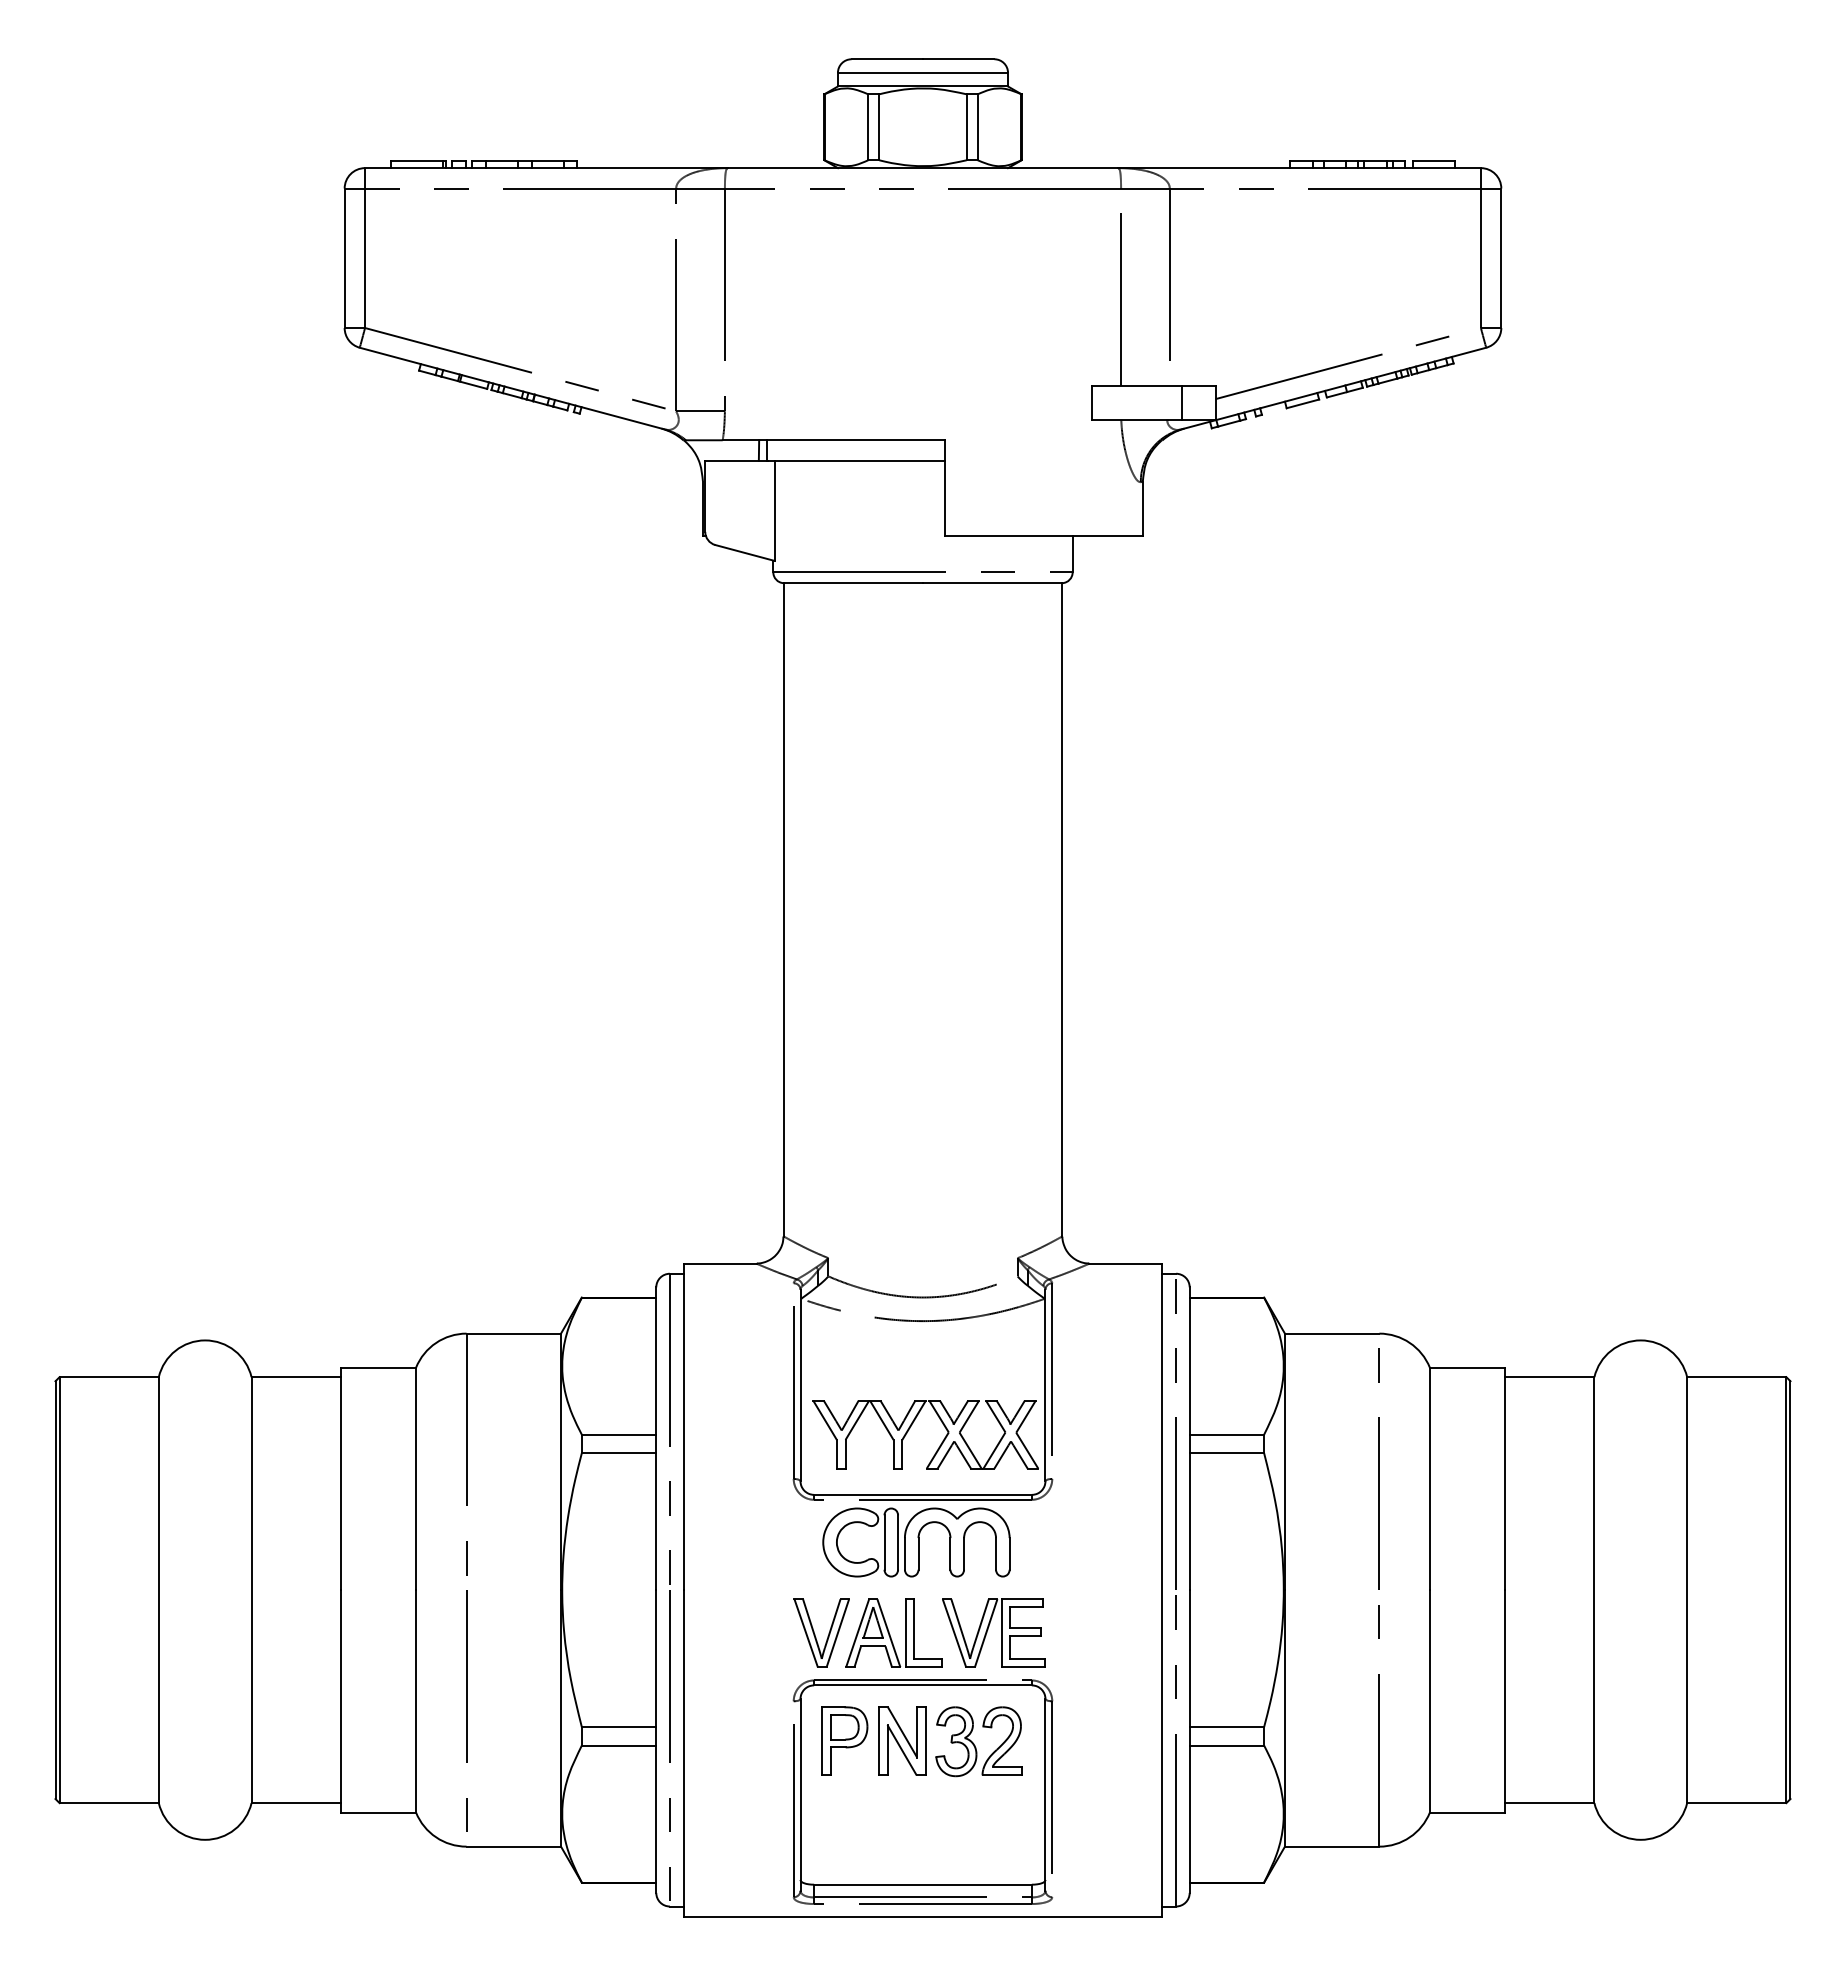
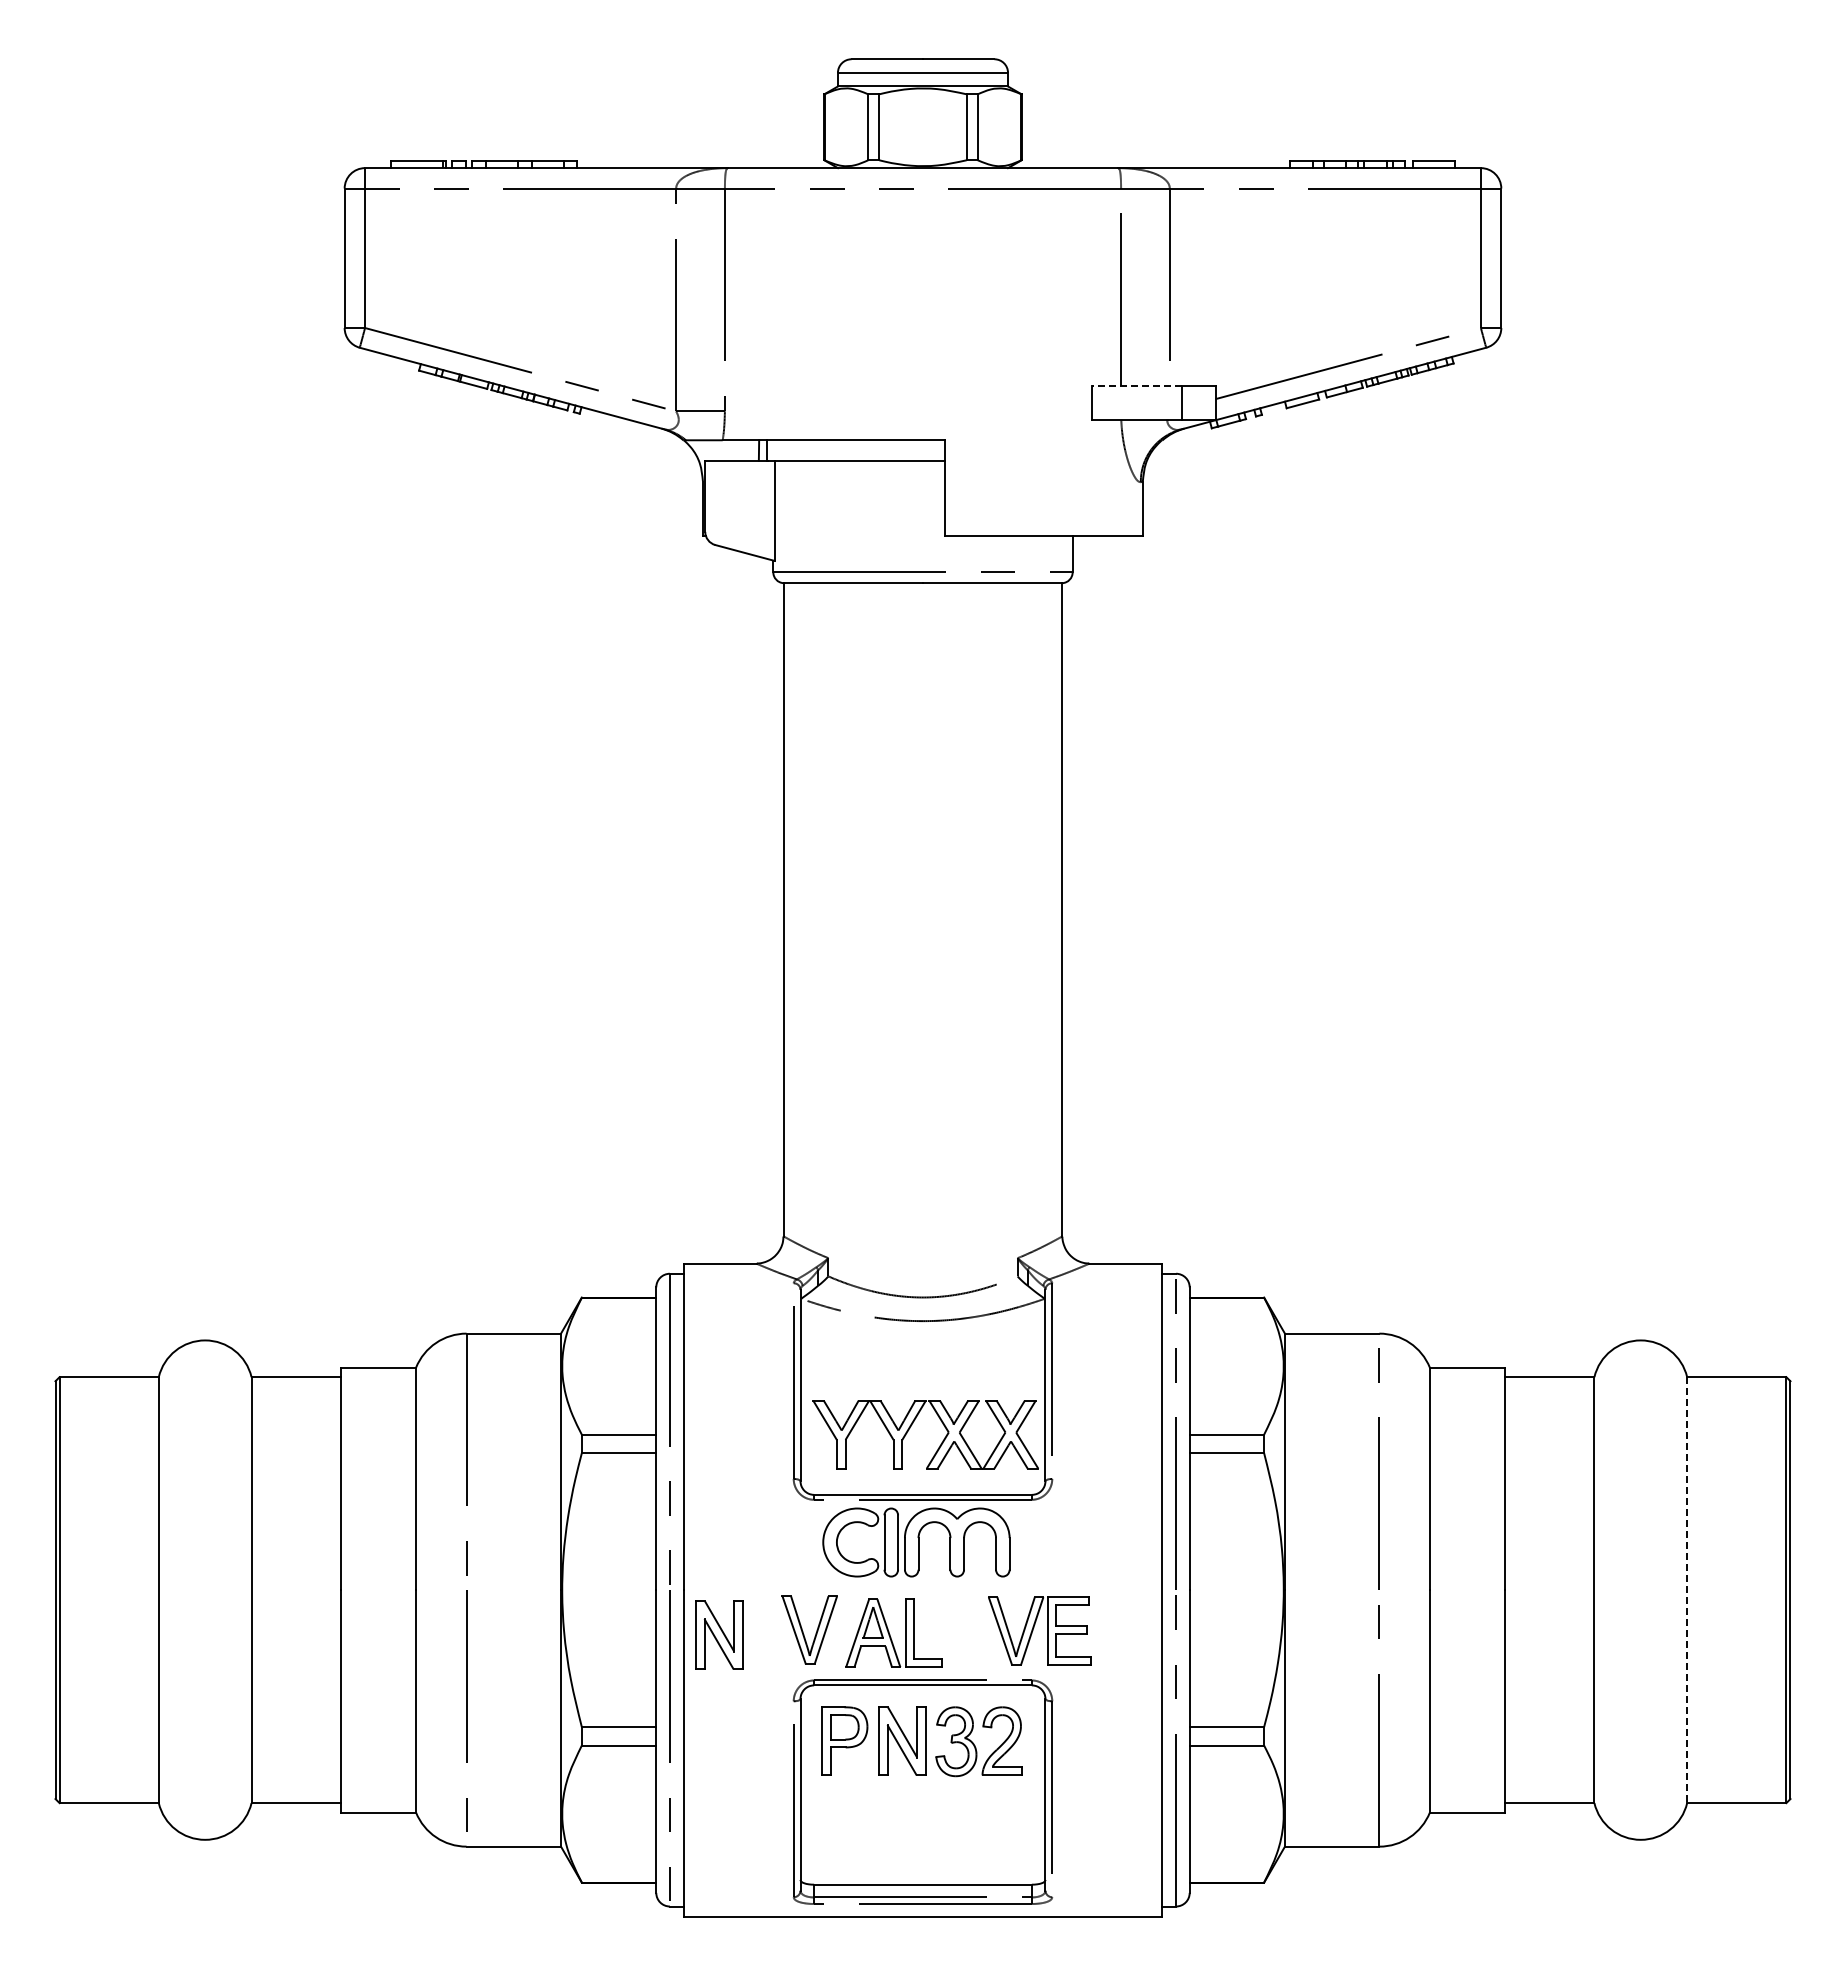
line: solid -> dashed (1136, 385)
line: solid -> dashed (1687, 1590)
part position: (993, 1632) -> (1039, 1630) (1039, 1630)
part: none -> present (719, 1634)
part position: (815, 1634) -> (803, 1631) (803, 1631)
